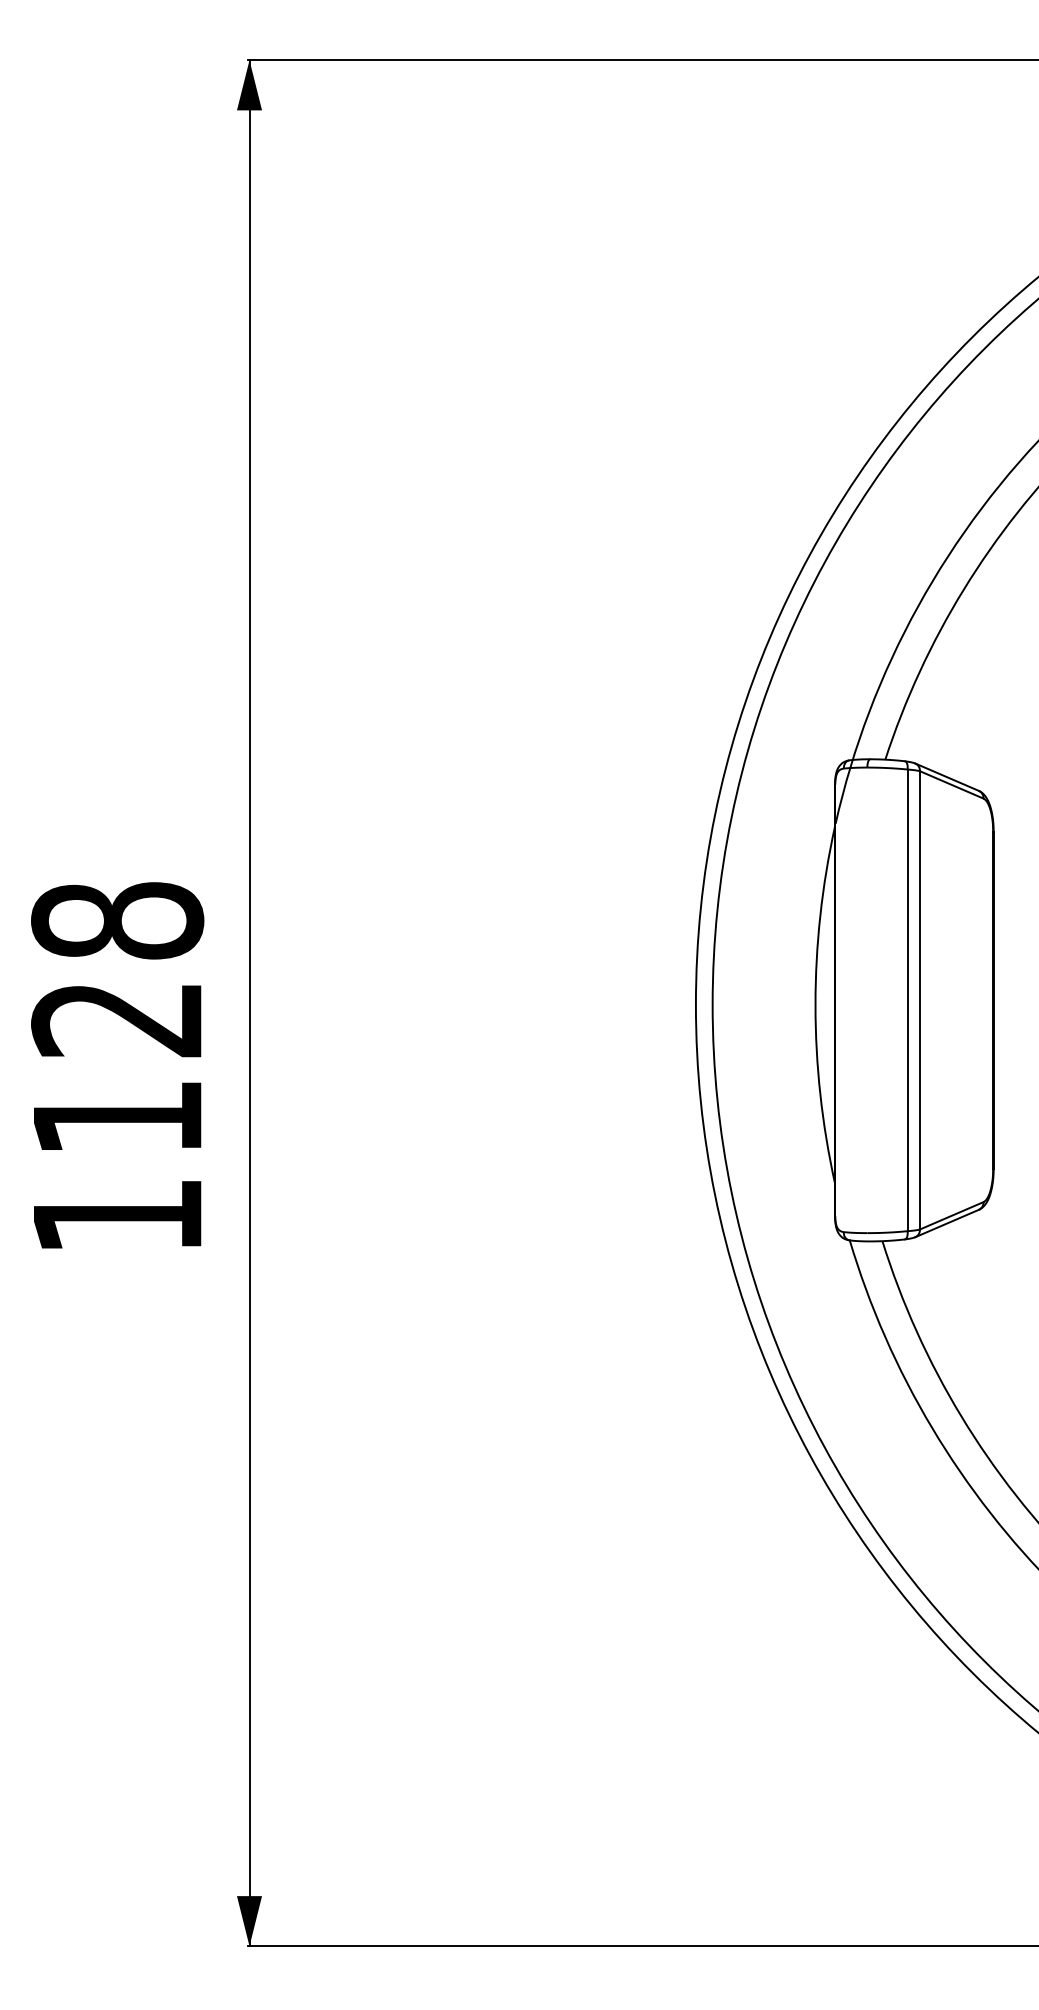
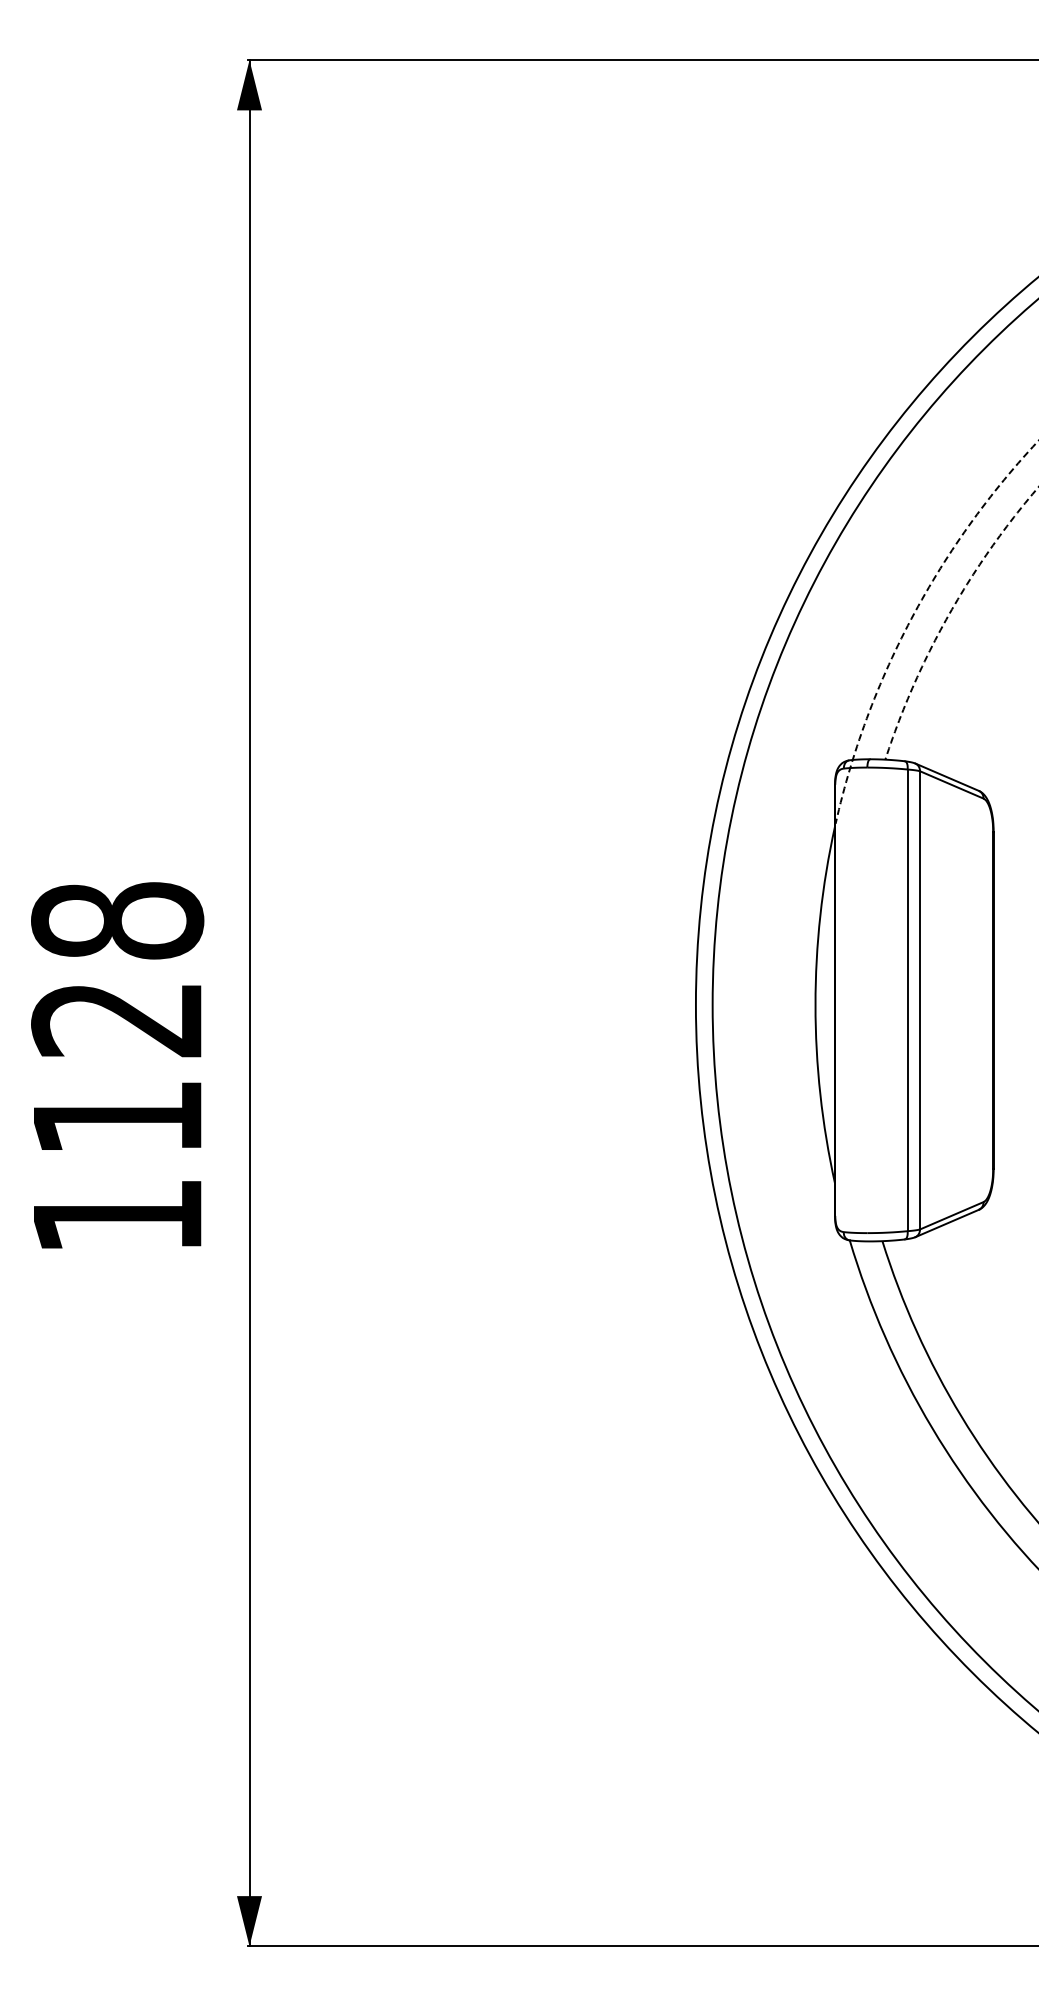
arc: solid -> dashed (948, 615)
arc: solid -> dashed (911, 618)
